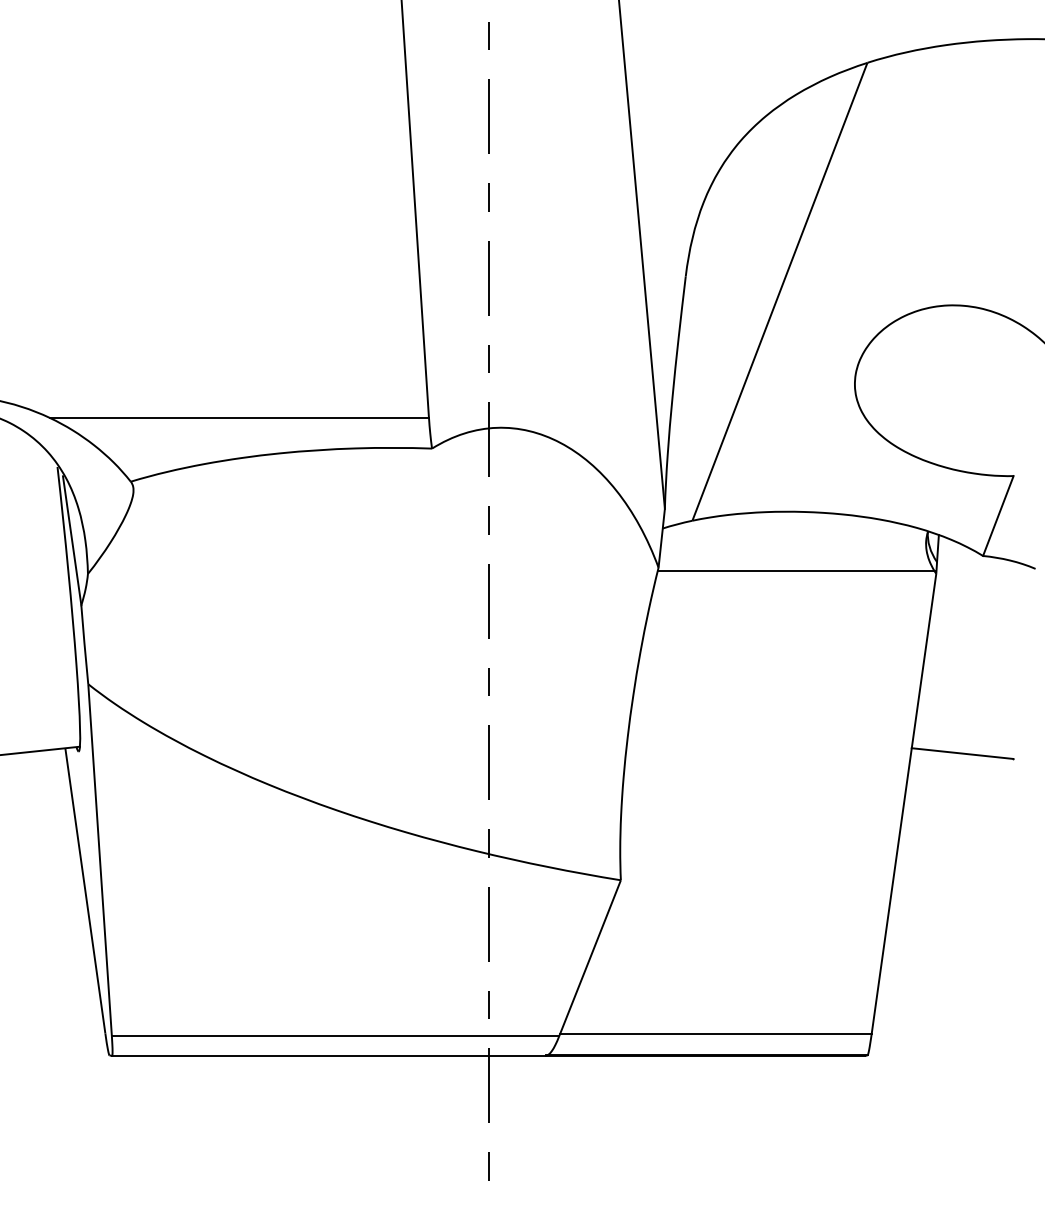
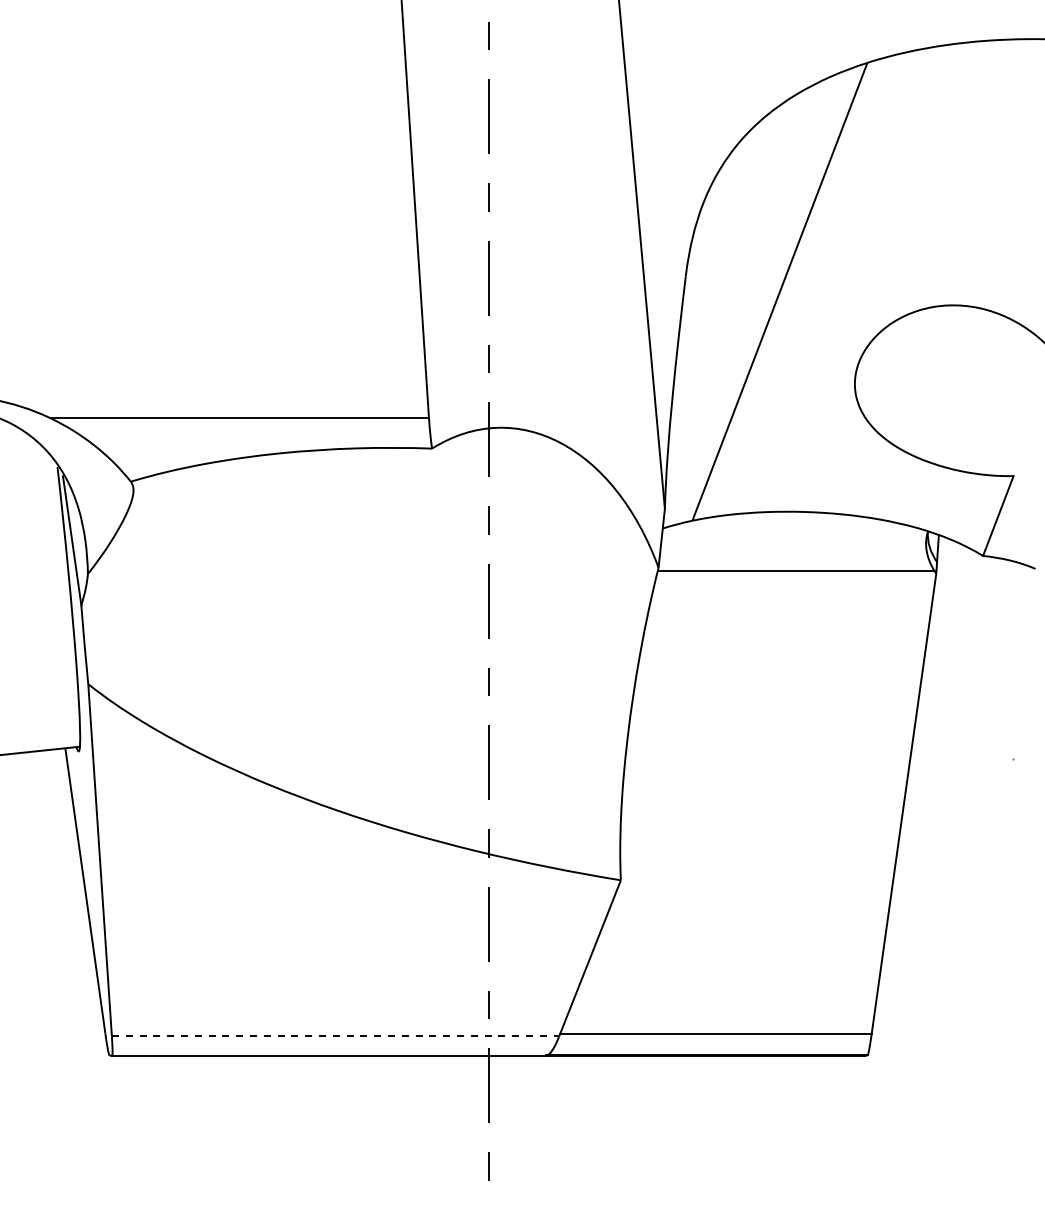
line: present -> none (962, 753)
line: solid -> dashed (335, 1036)
